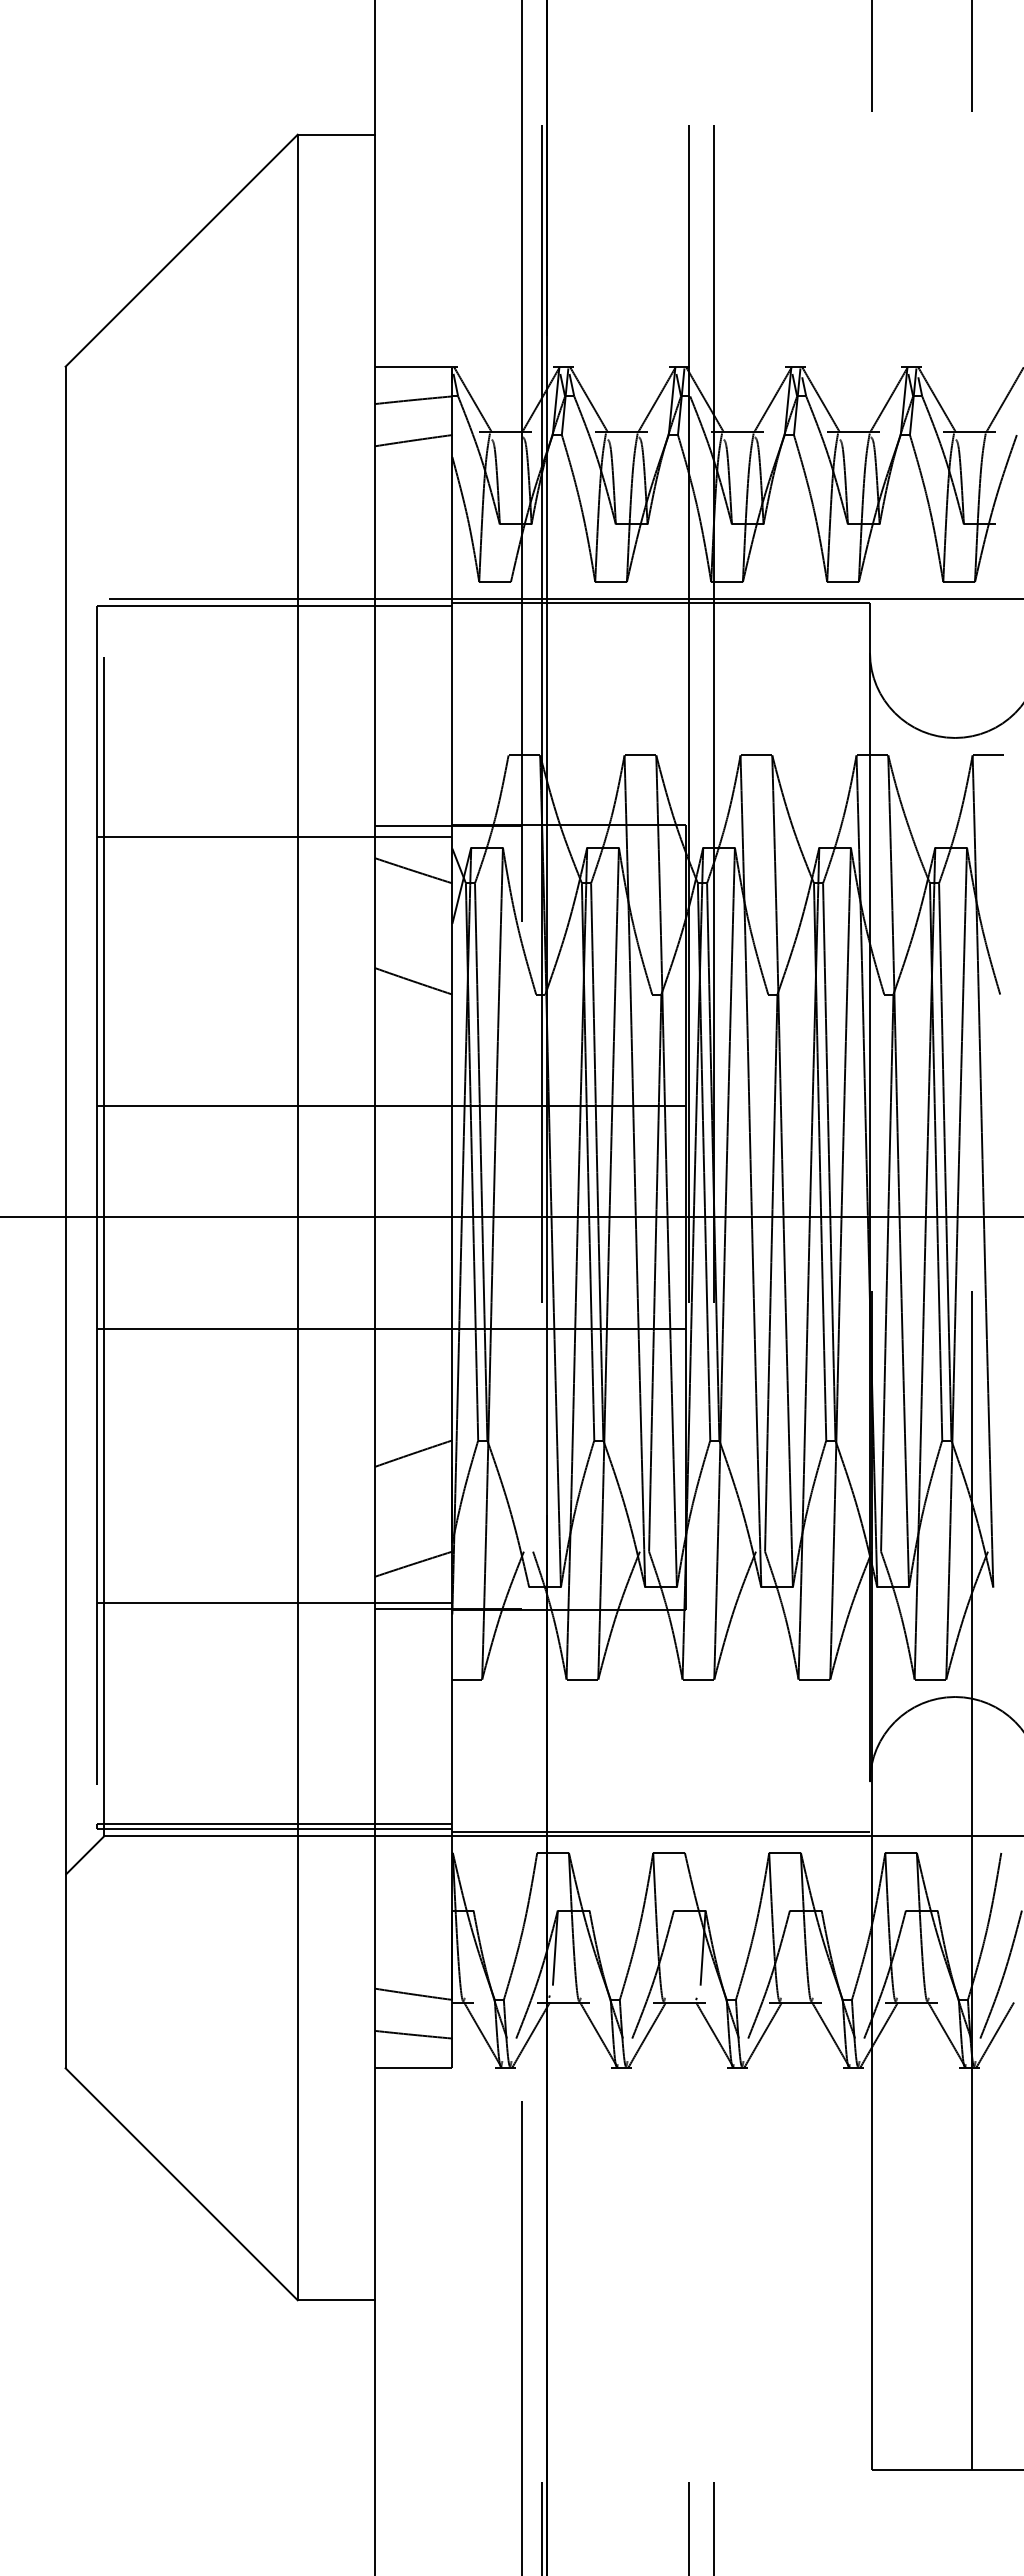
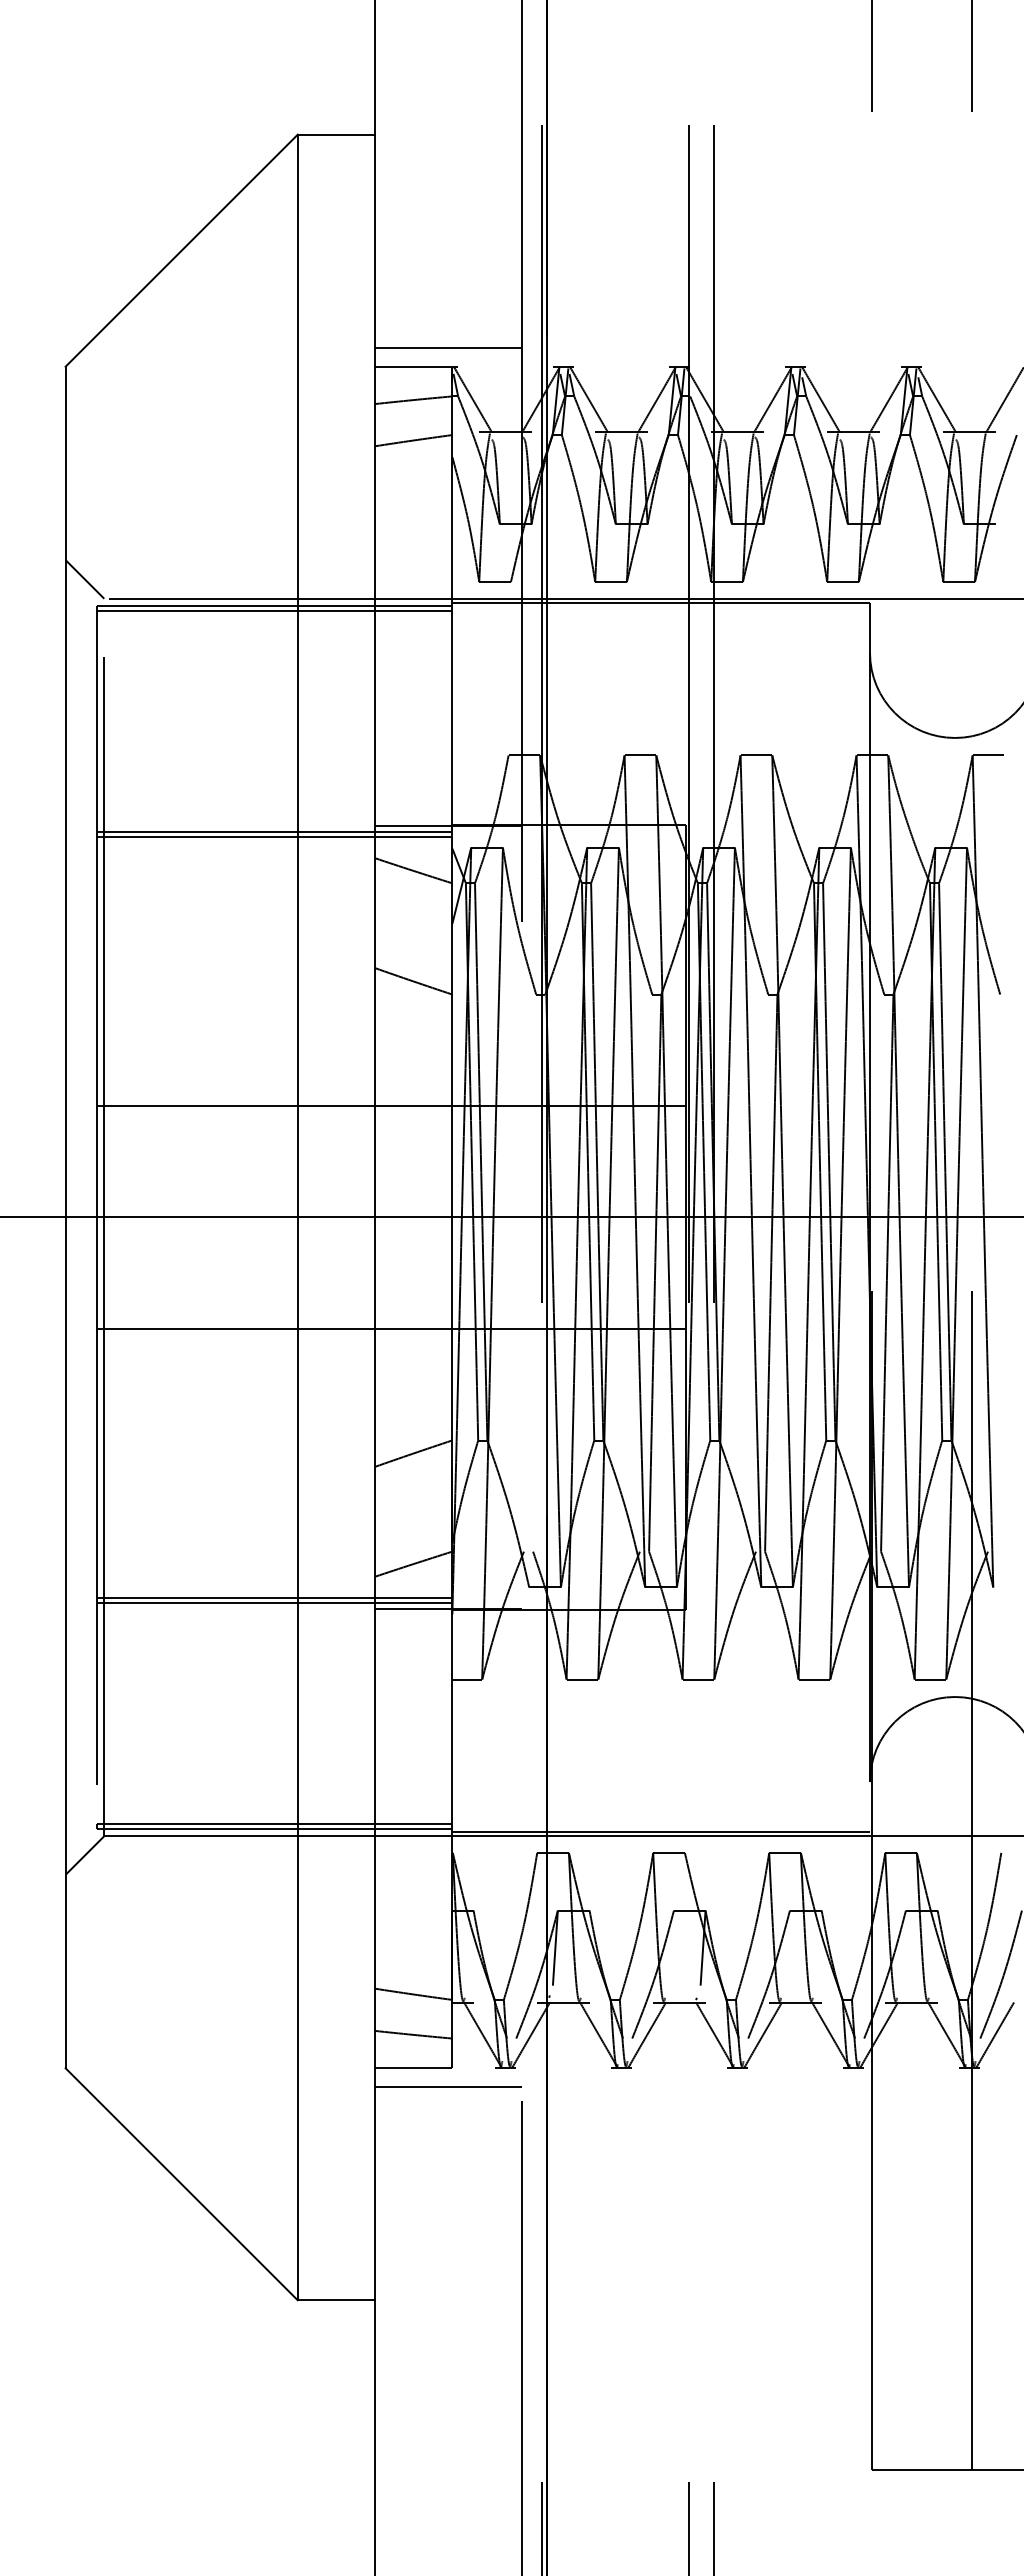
line: none -> present (448, 348)
line: none -> present (84, 579)
line: none -> present (274, 611)
line: none -> present (274, 831)
line: none -> present (274, 1598)
line: none -> present (448, 2086)
